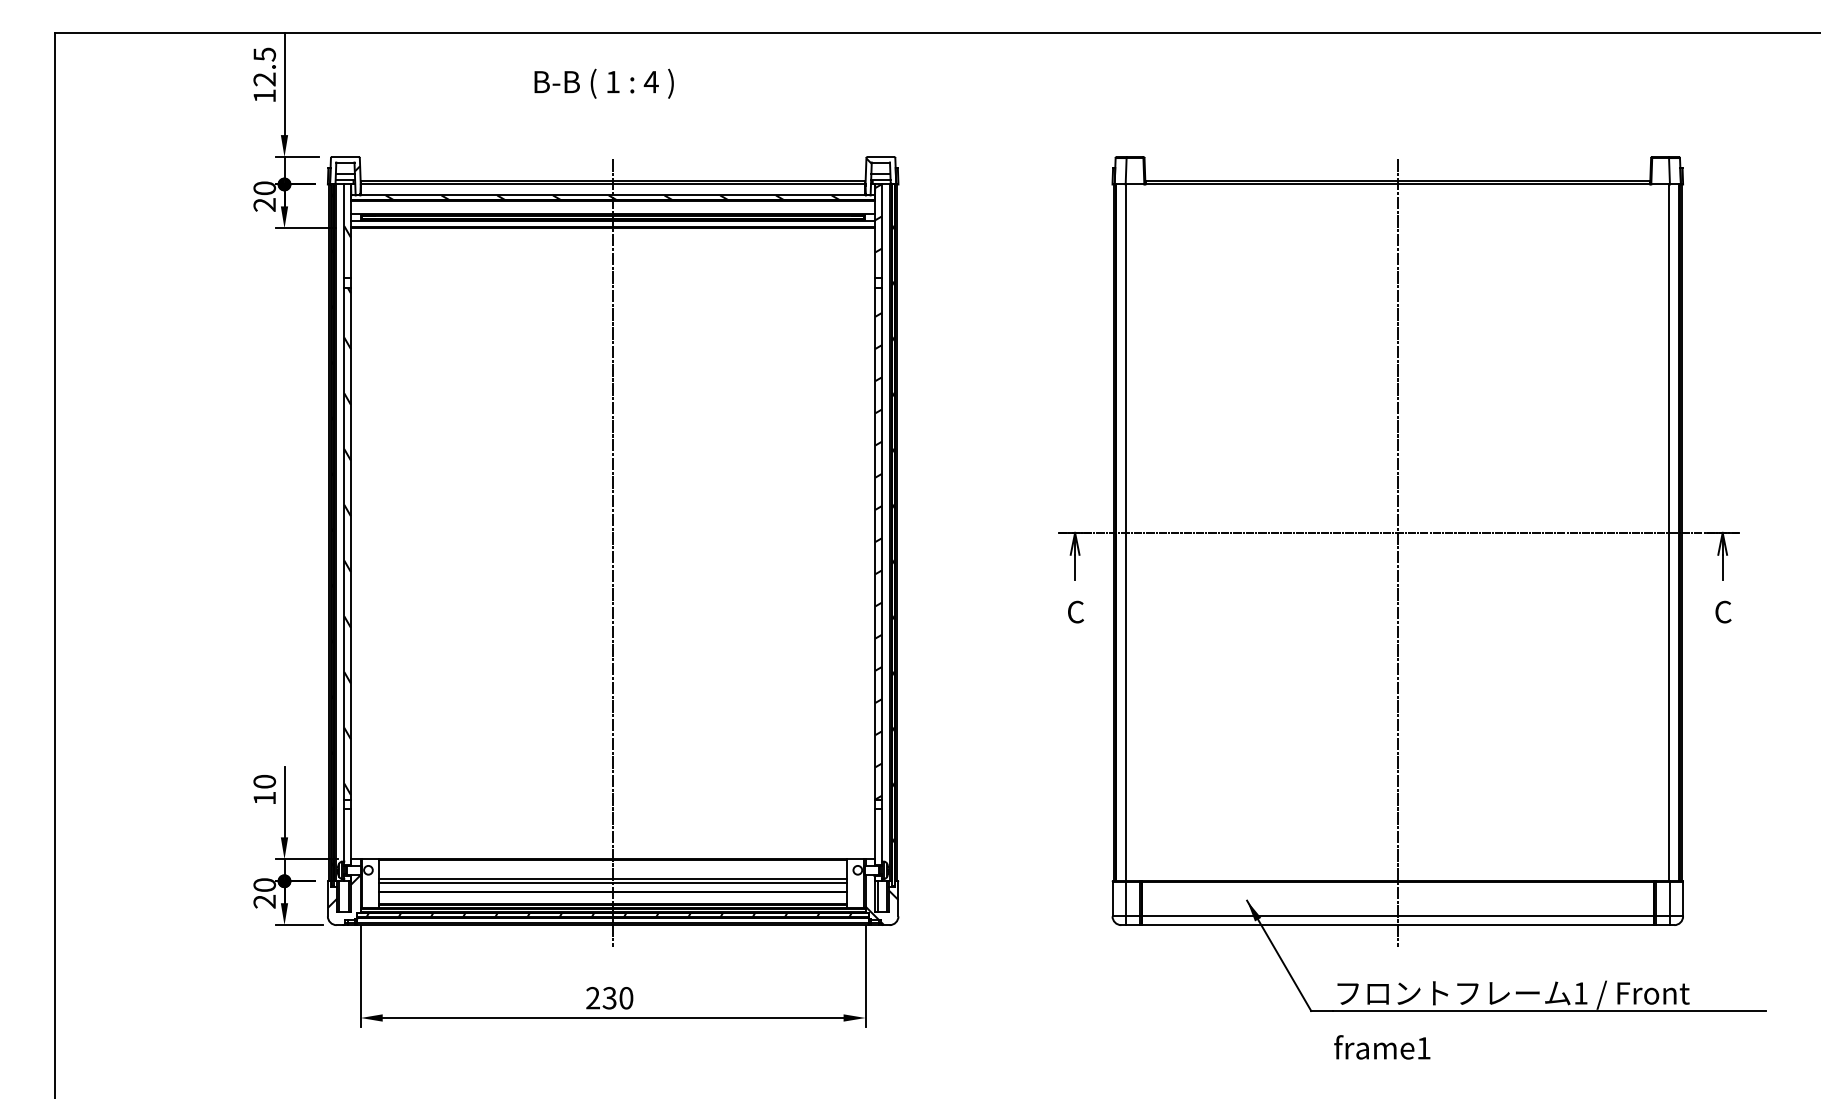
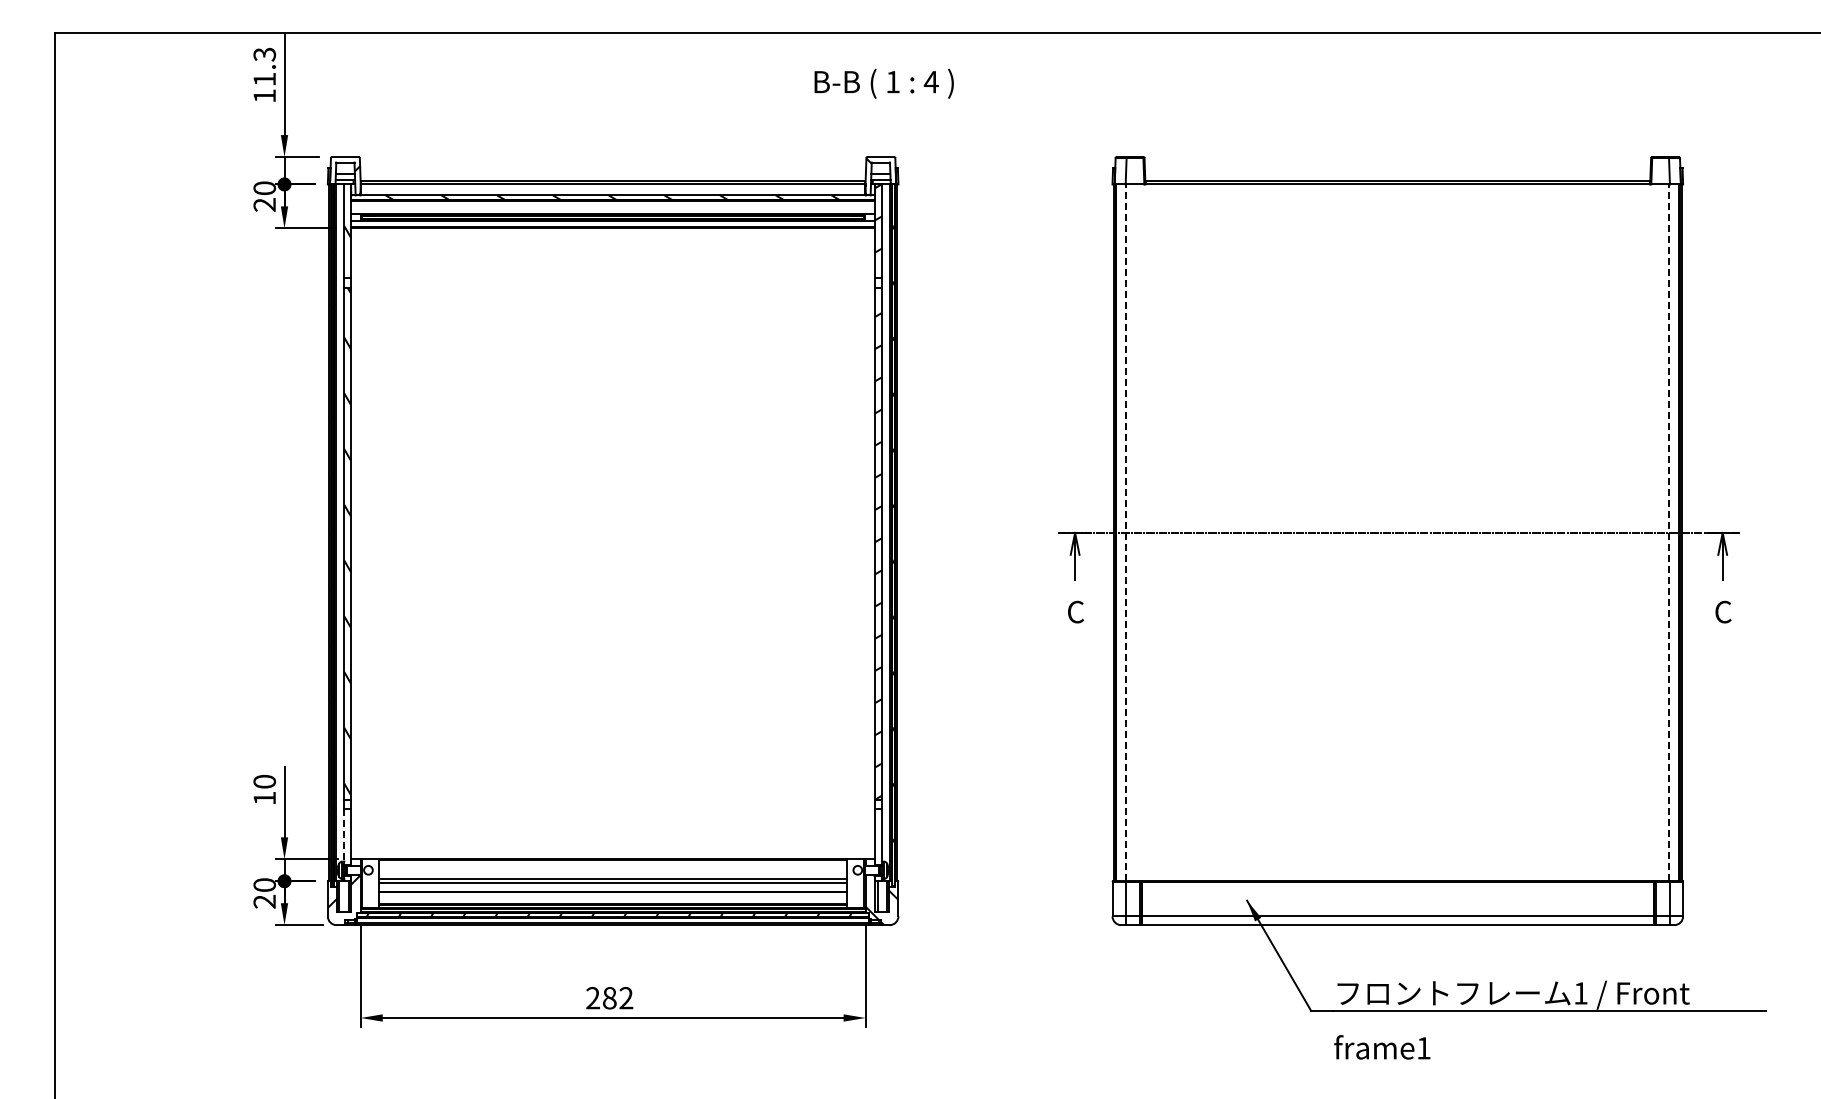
text: 12.5 -> 11.3 (264, 66)
text position: (603, 83) -> (883, 83) (883, 83)
line: solid -> dashed (1126, 532)
line: solid -> dashed (1669, 532)
line: present -> none (613, 553)
line: present -> none (1397, 553)
line: solid -> dashed (344, 835)
text: 230 -> 282 (617, 998)
